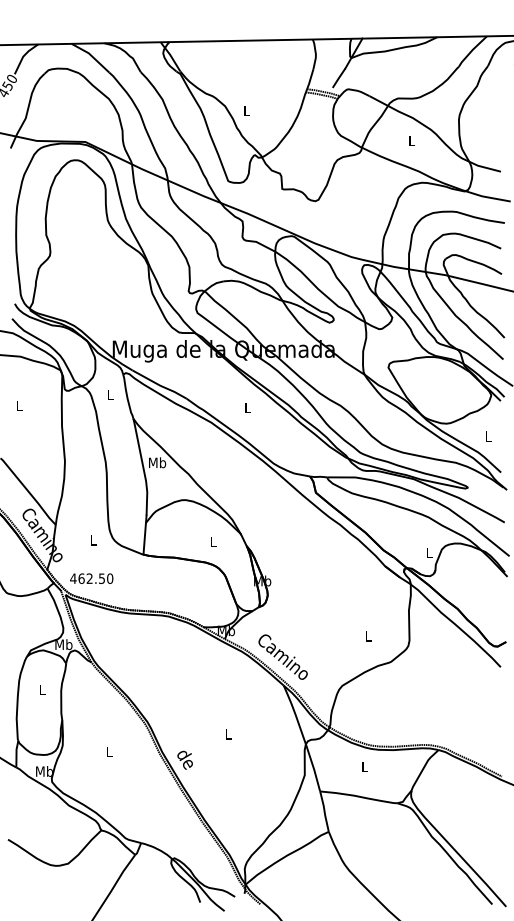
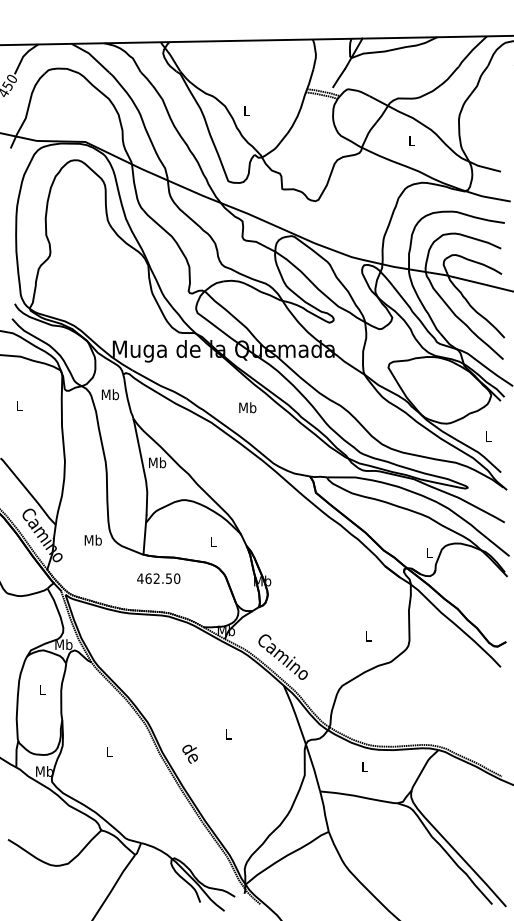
text: L -> Mb (109, 394)
text: L -> Mb (247, 407)
text: L -> Mb (92, 539)
text position: (91, 578) -> (158, 578) (158, 578)
text position: (184, 759) -> (189, 753) (189, 753)
